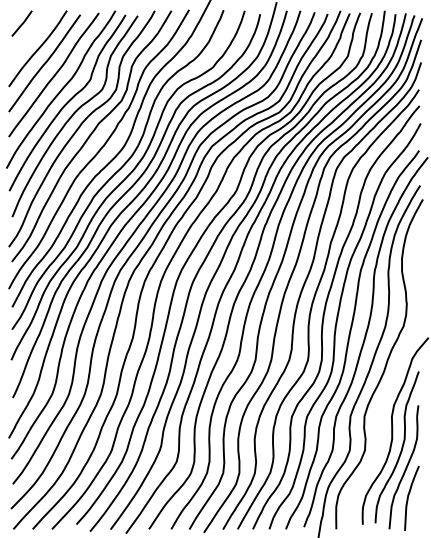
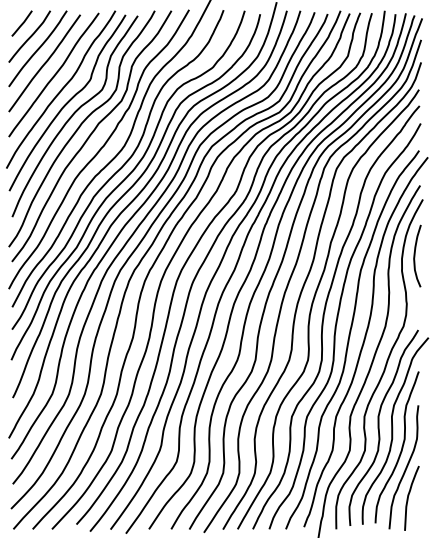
curve: none -> present (29, 36)
curve: none -> present (415, 255)
curve: none -> present (379, 427)
